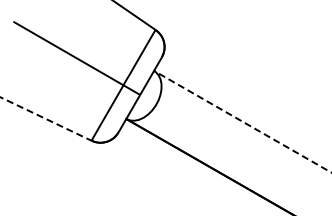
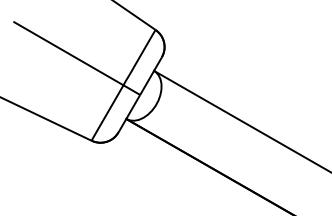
line: dashed -> solid (45, 118)
line: dashed -> solid (242, 121)
